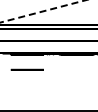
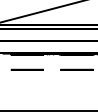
line: dashed -> solid (43, 11)
circle: none -> present (76, 69)
